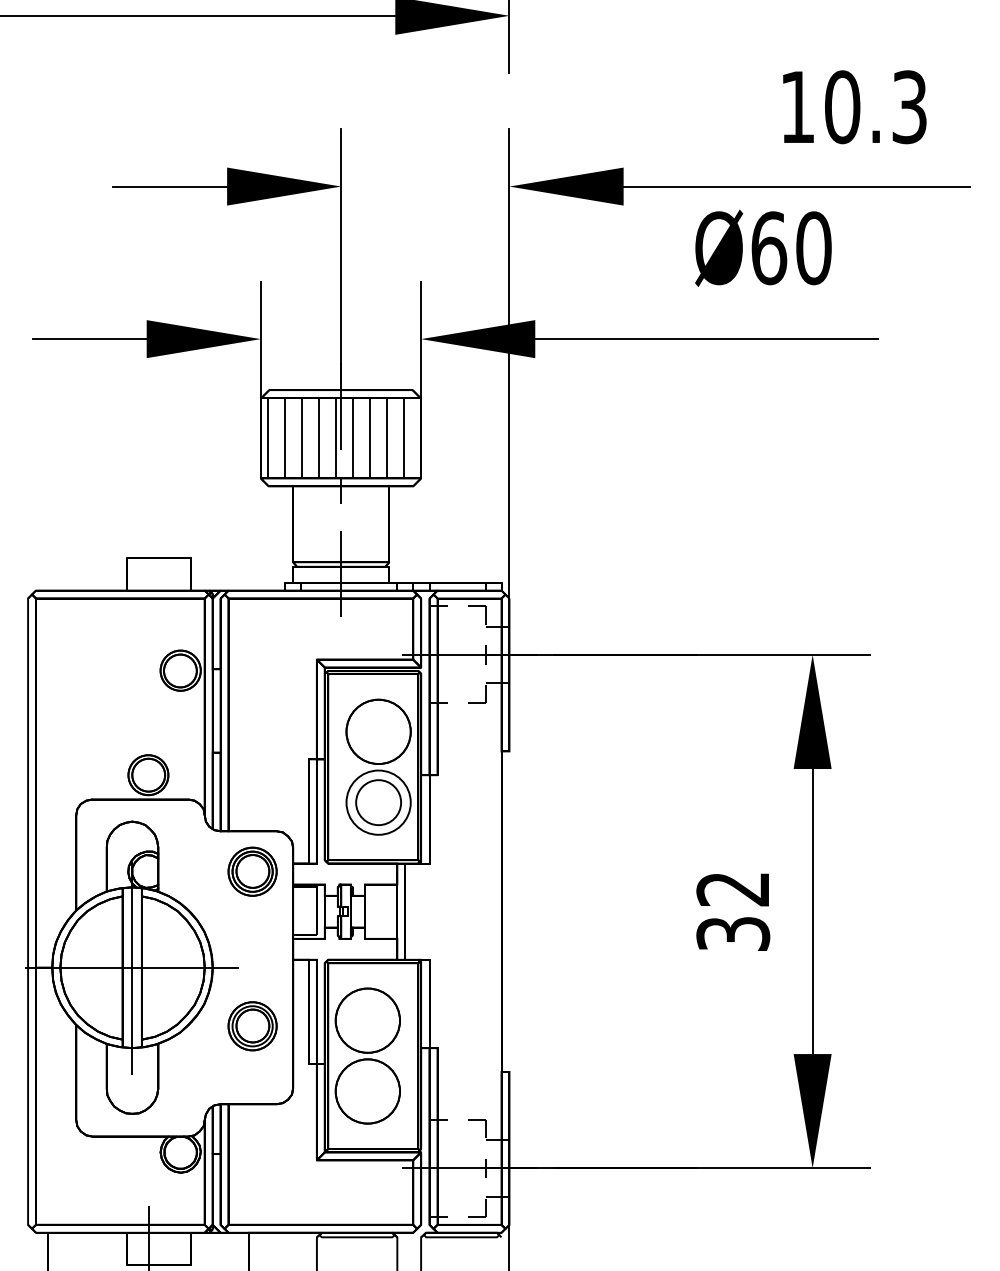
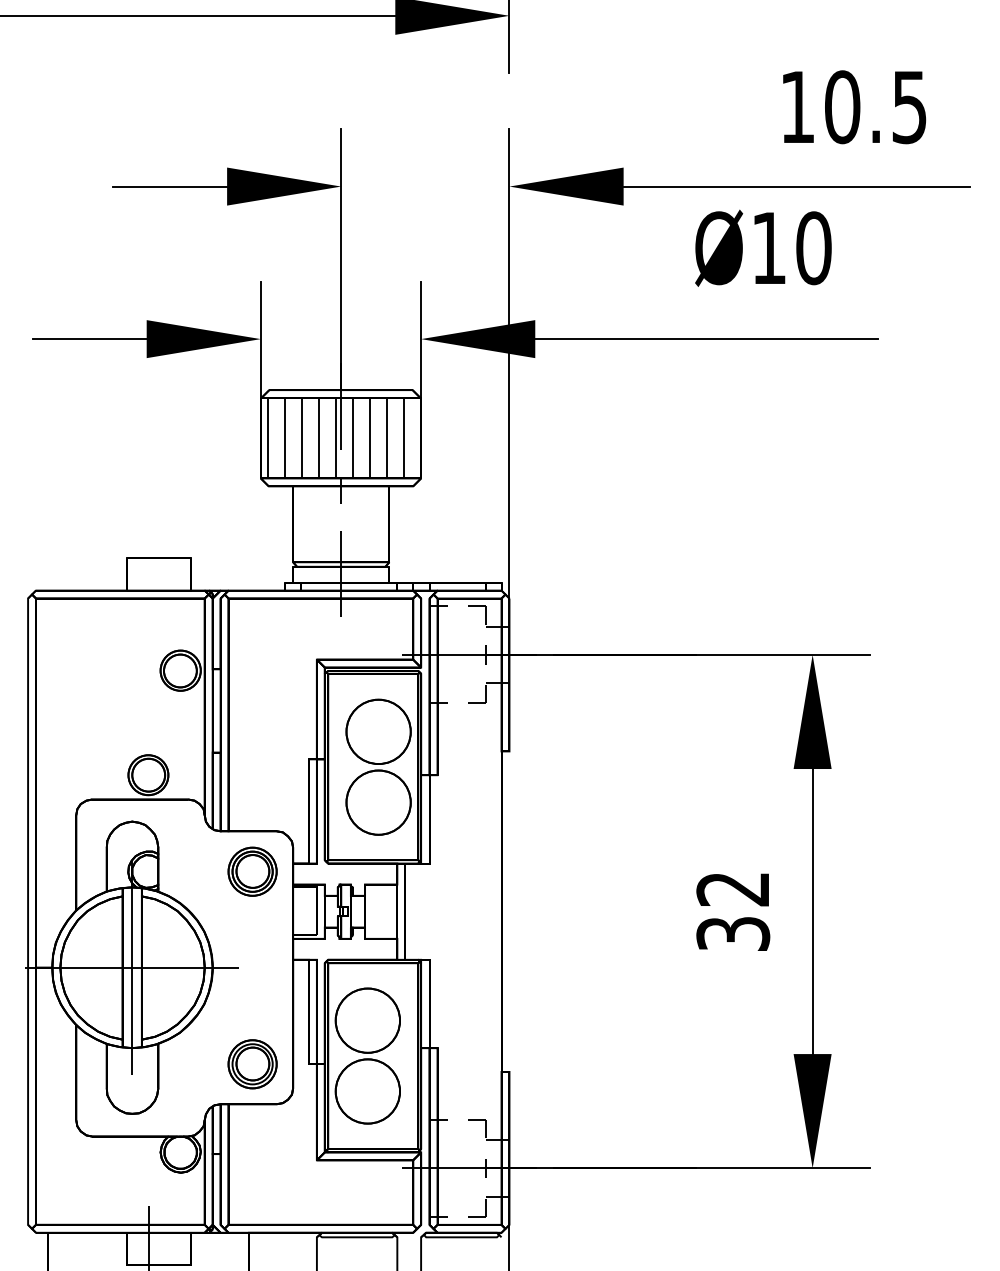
text: 10.3 -> 10.5 (909, 106)
text: Ø60 -> Ø10 (769, 248)
circle diameter: 45 px -> 64 px (378, 802)
part position: (252, 1026) -> (252, 1064) (252, 1064)
